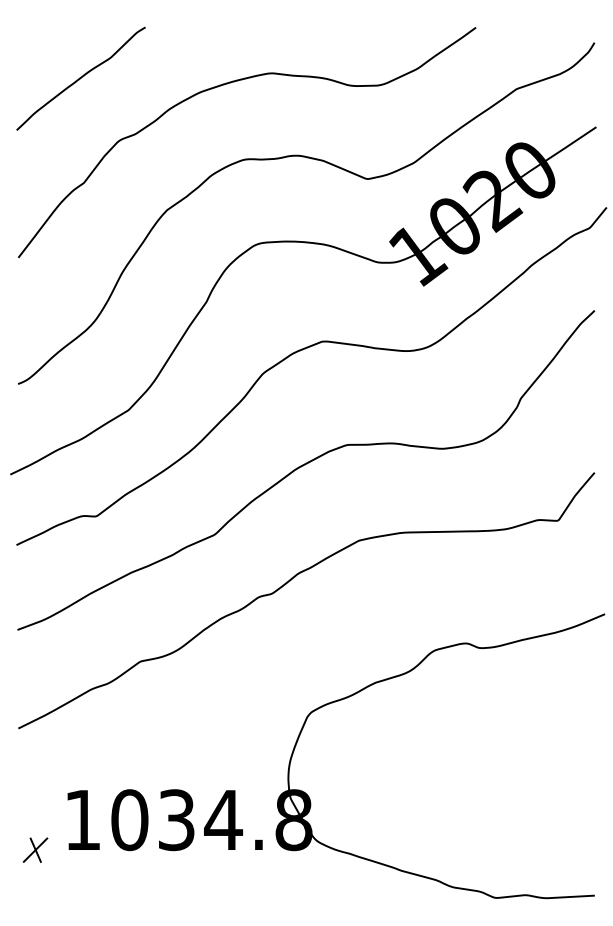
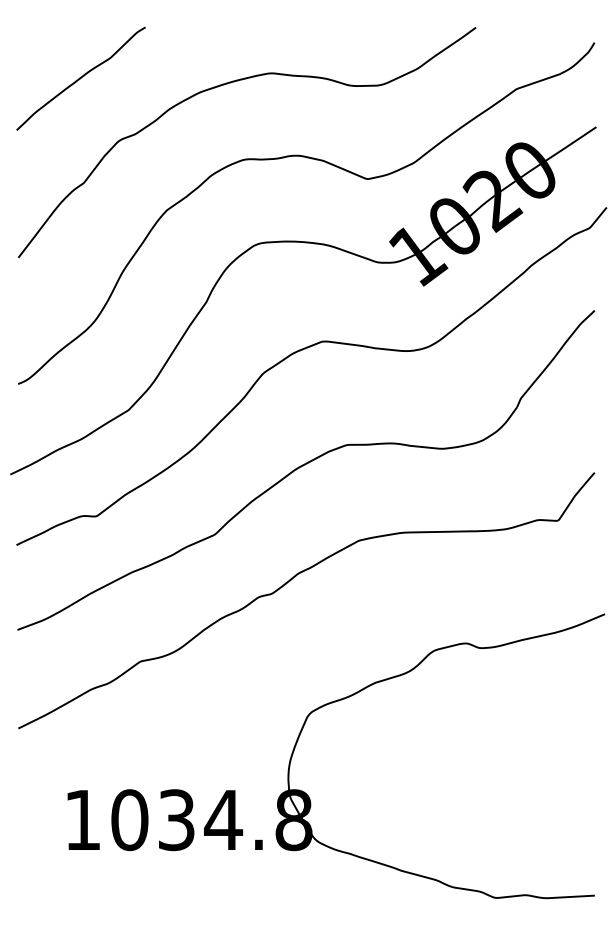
part: present -> none (35, 849)
